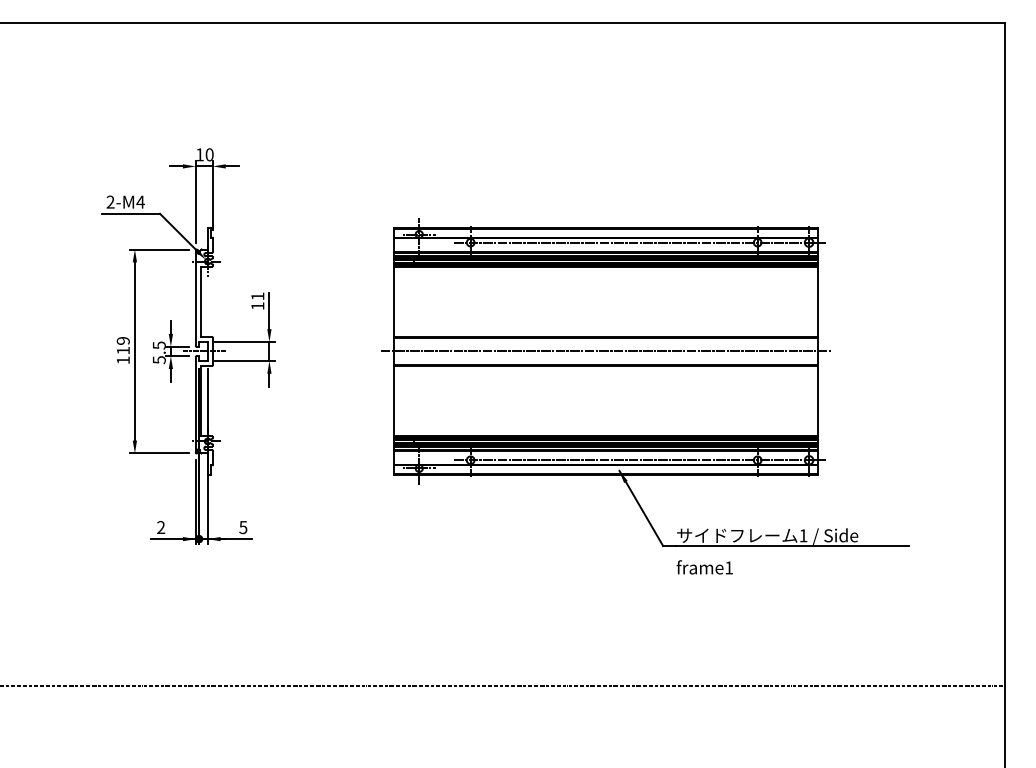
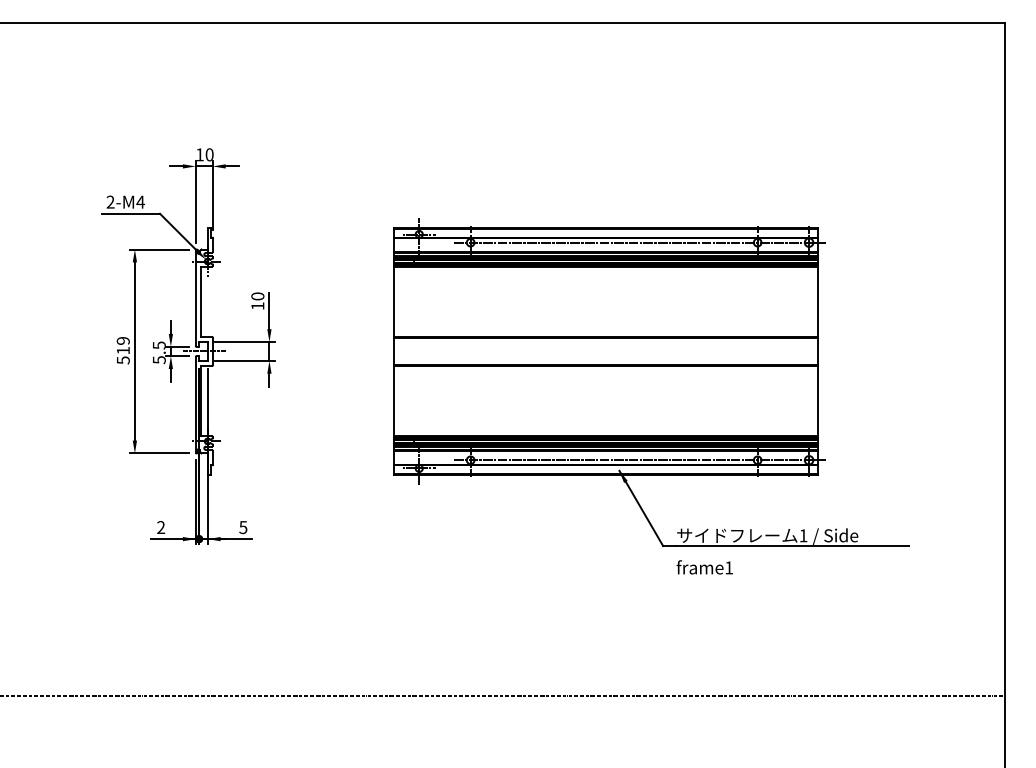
text: 11 -> 10 (257, 296)
line: present -> none (605, 351)
text: 119 -> 519 (123, 360)
line position: (503, 685) -> (503, 695) (503, 695)
